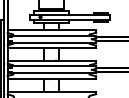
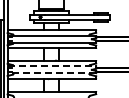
line: solid -> dashed (52, 66)
line: solid -> dashed (51, 73)
